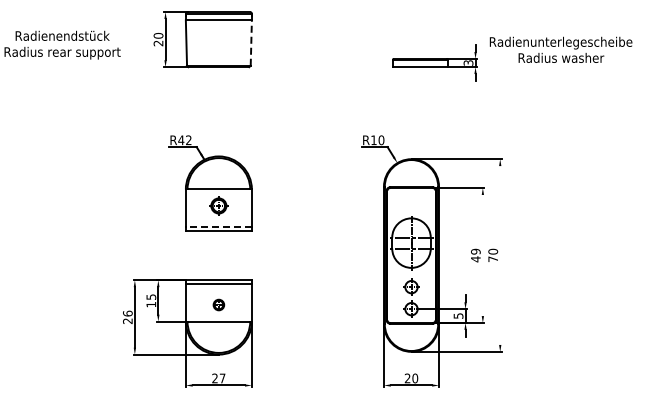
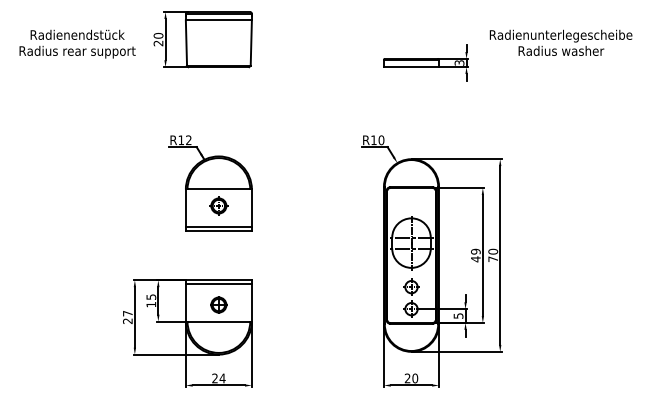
line: dashed -> solid (251, 43)
text position: (62, 44) -> (77, 43) (77, 43)
text position: (560, 49) -> (560, 42) (560, 42)
part position: (434, 62) -> (425, 62) (425, 62)
text: R42 -> R12 (181, 140)
line: dashed -> solid (218, 226)
line: none -> present (482, 255)
line: none -> present (500, 255)
part size: 14x14 px -> 18x18 px (218, 304)
text: 26 -> 27 (127, 313)
text: 27 -> 24 (222, 378)
